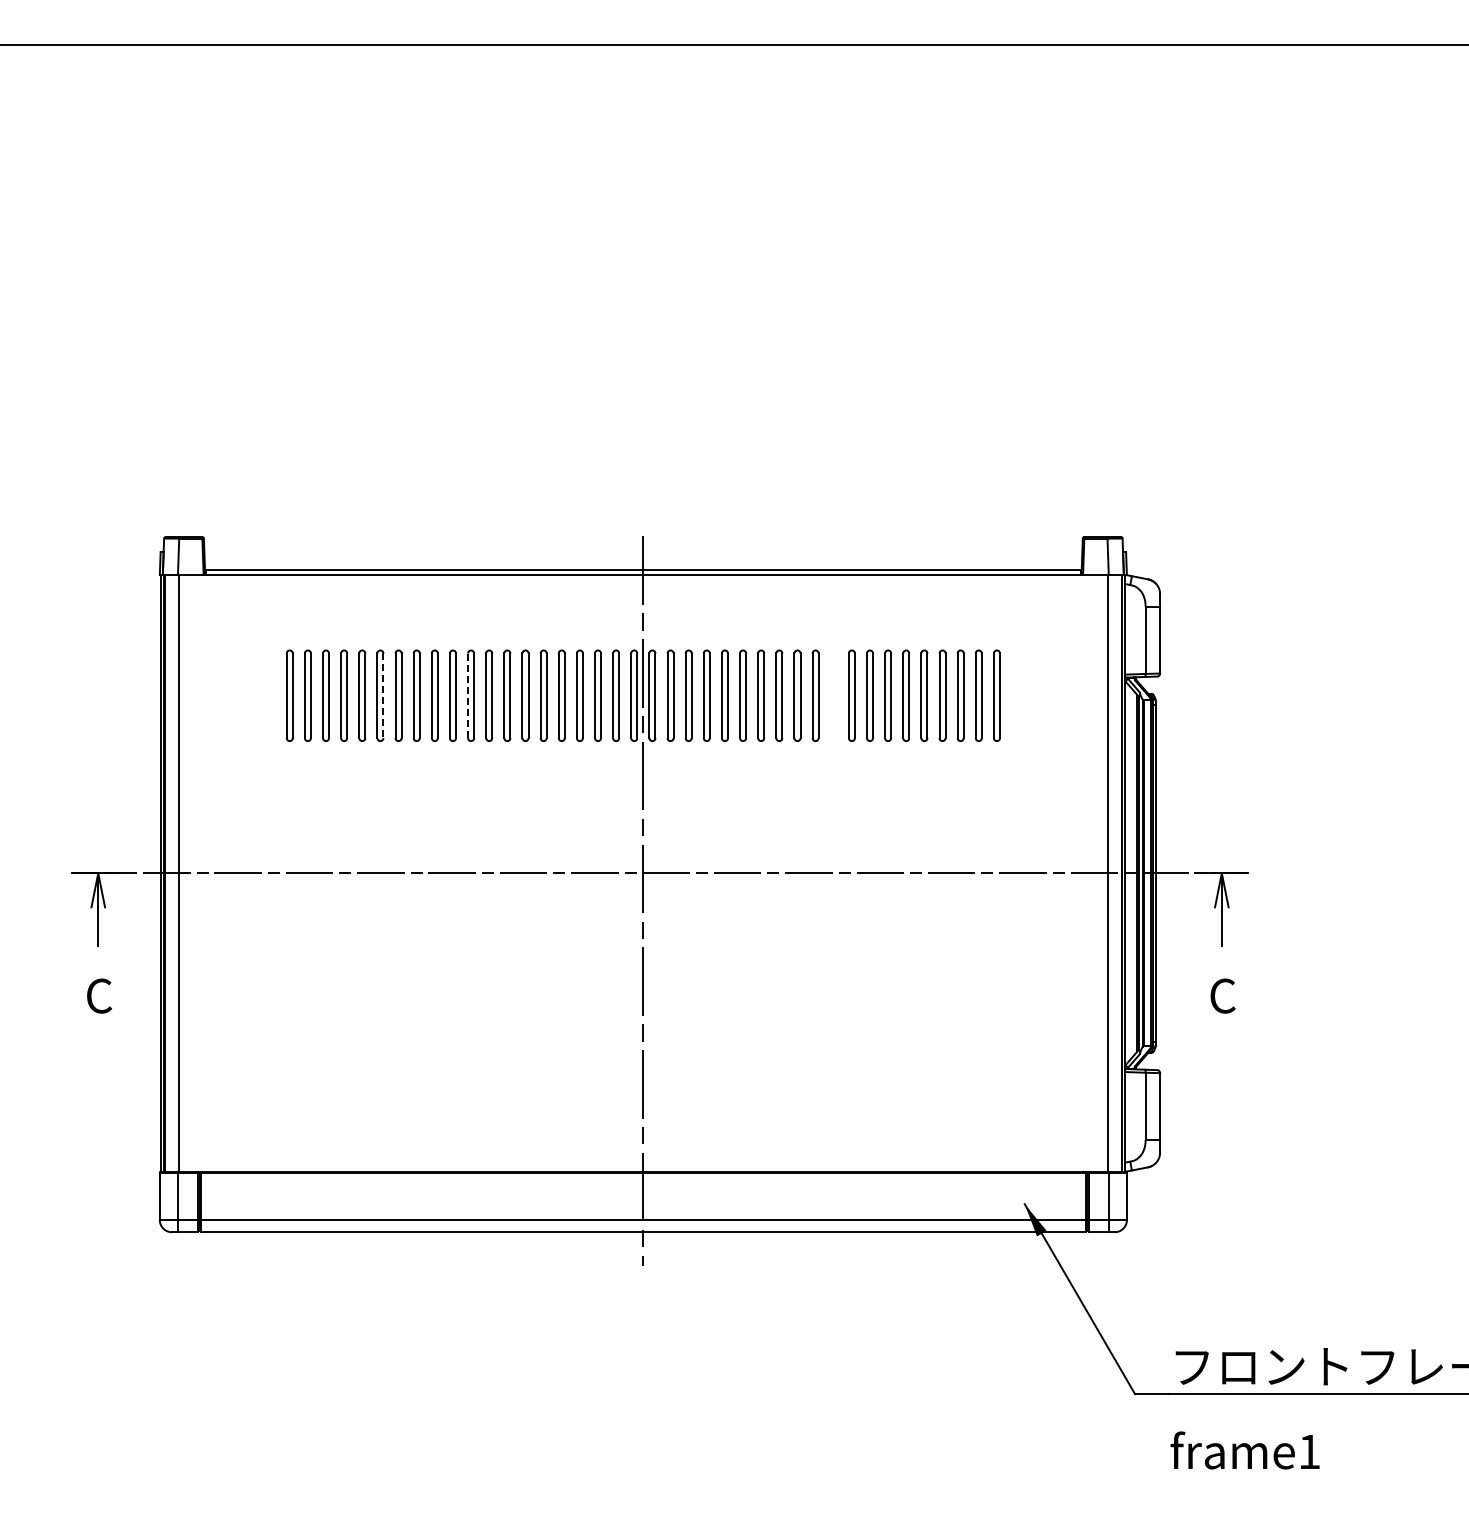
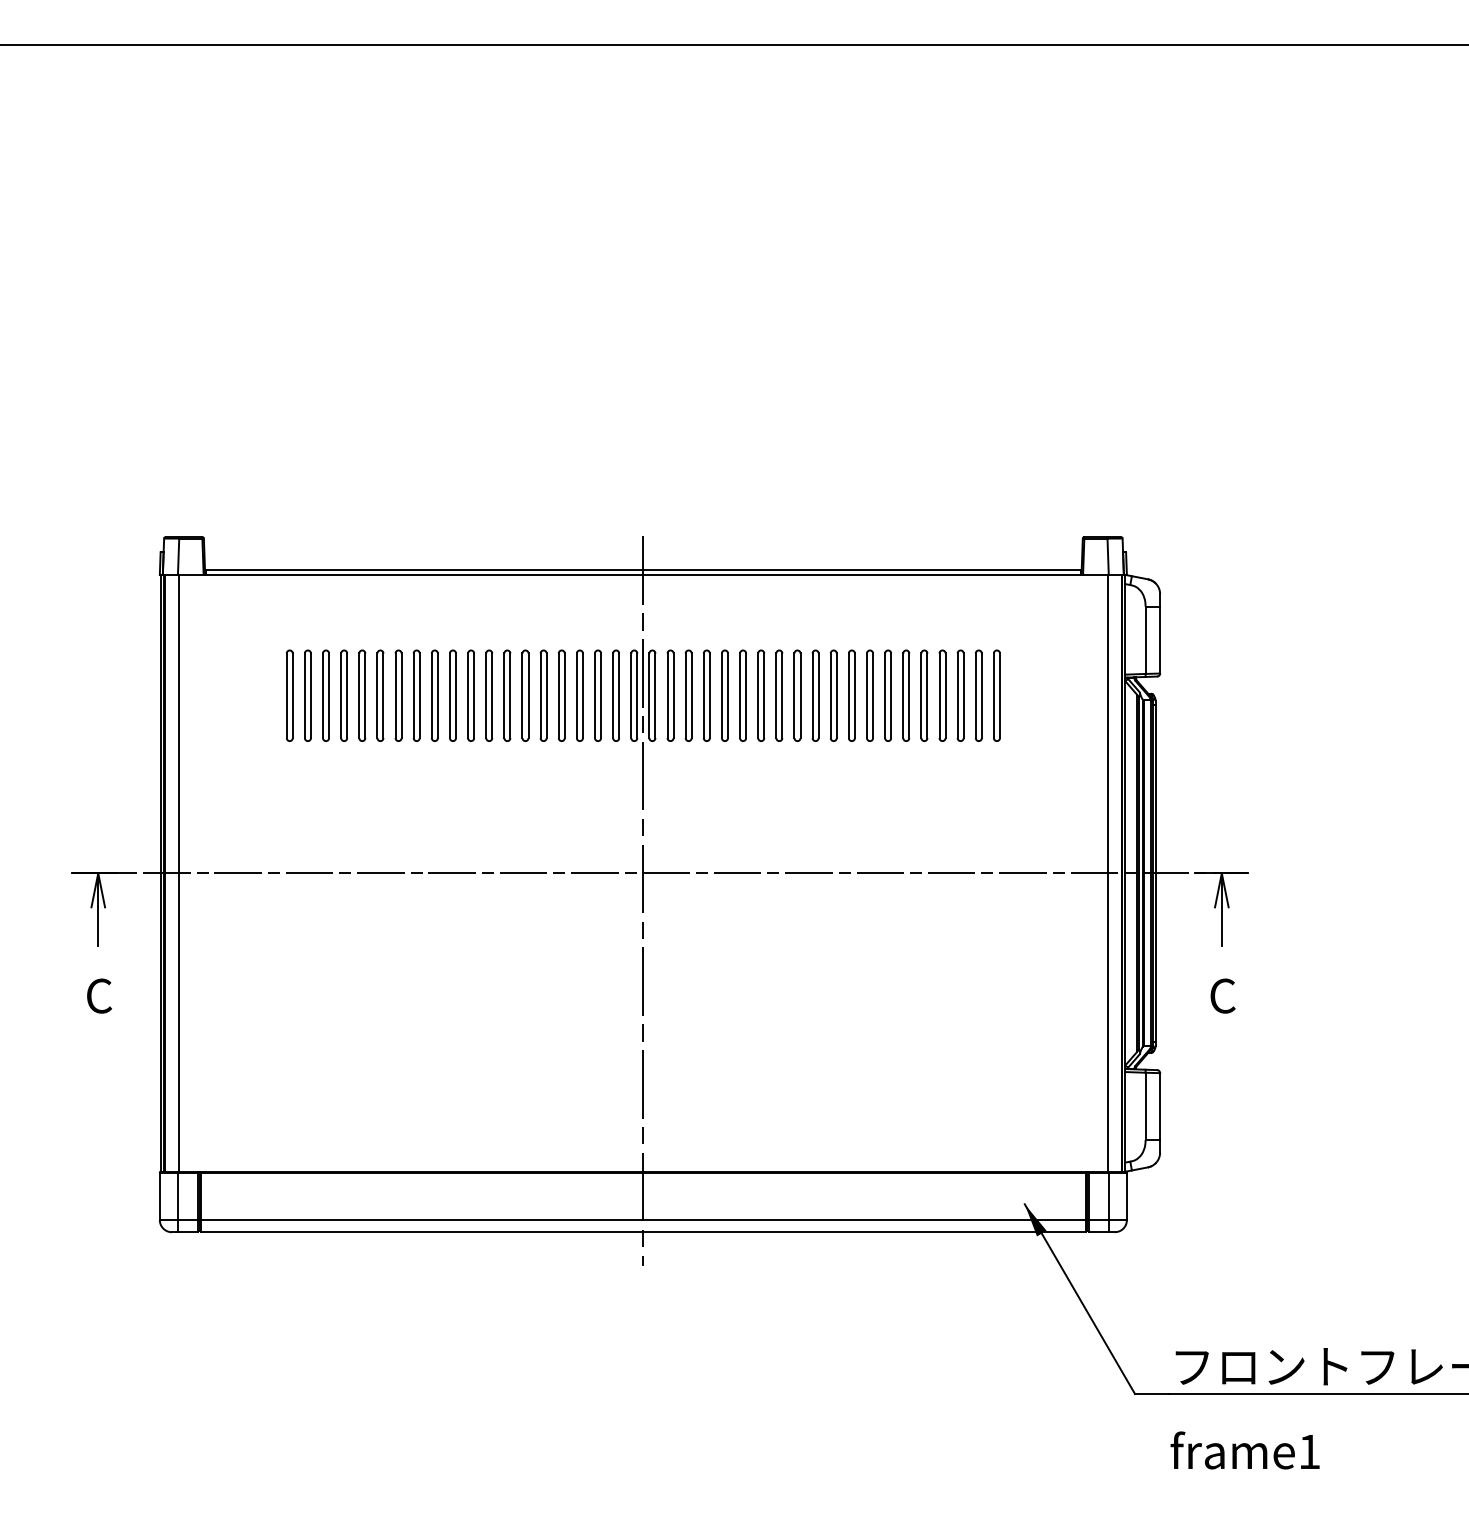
line: dashed -> solid (468, 695)
part: none -> present (833, 695)
line: dashed -> solid (383, 696)
